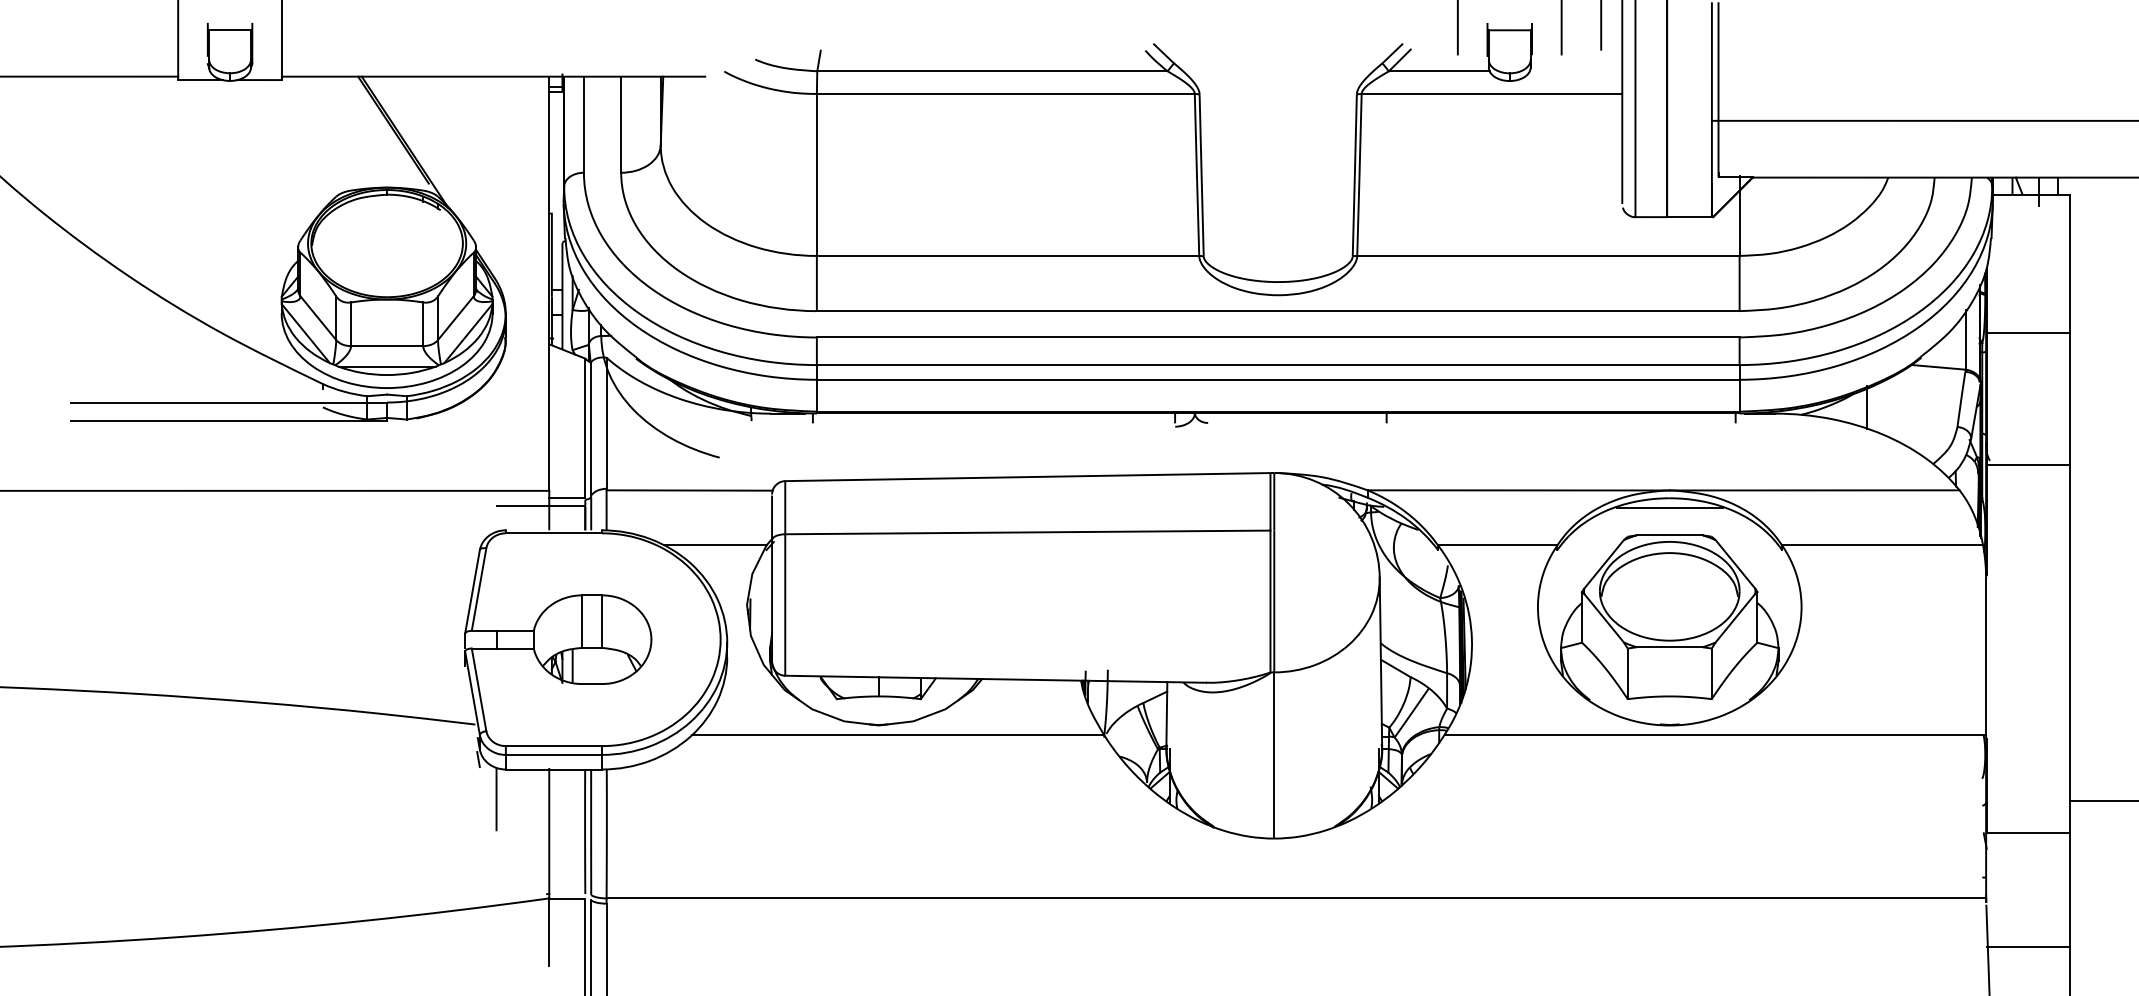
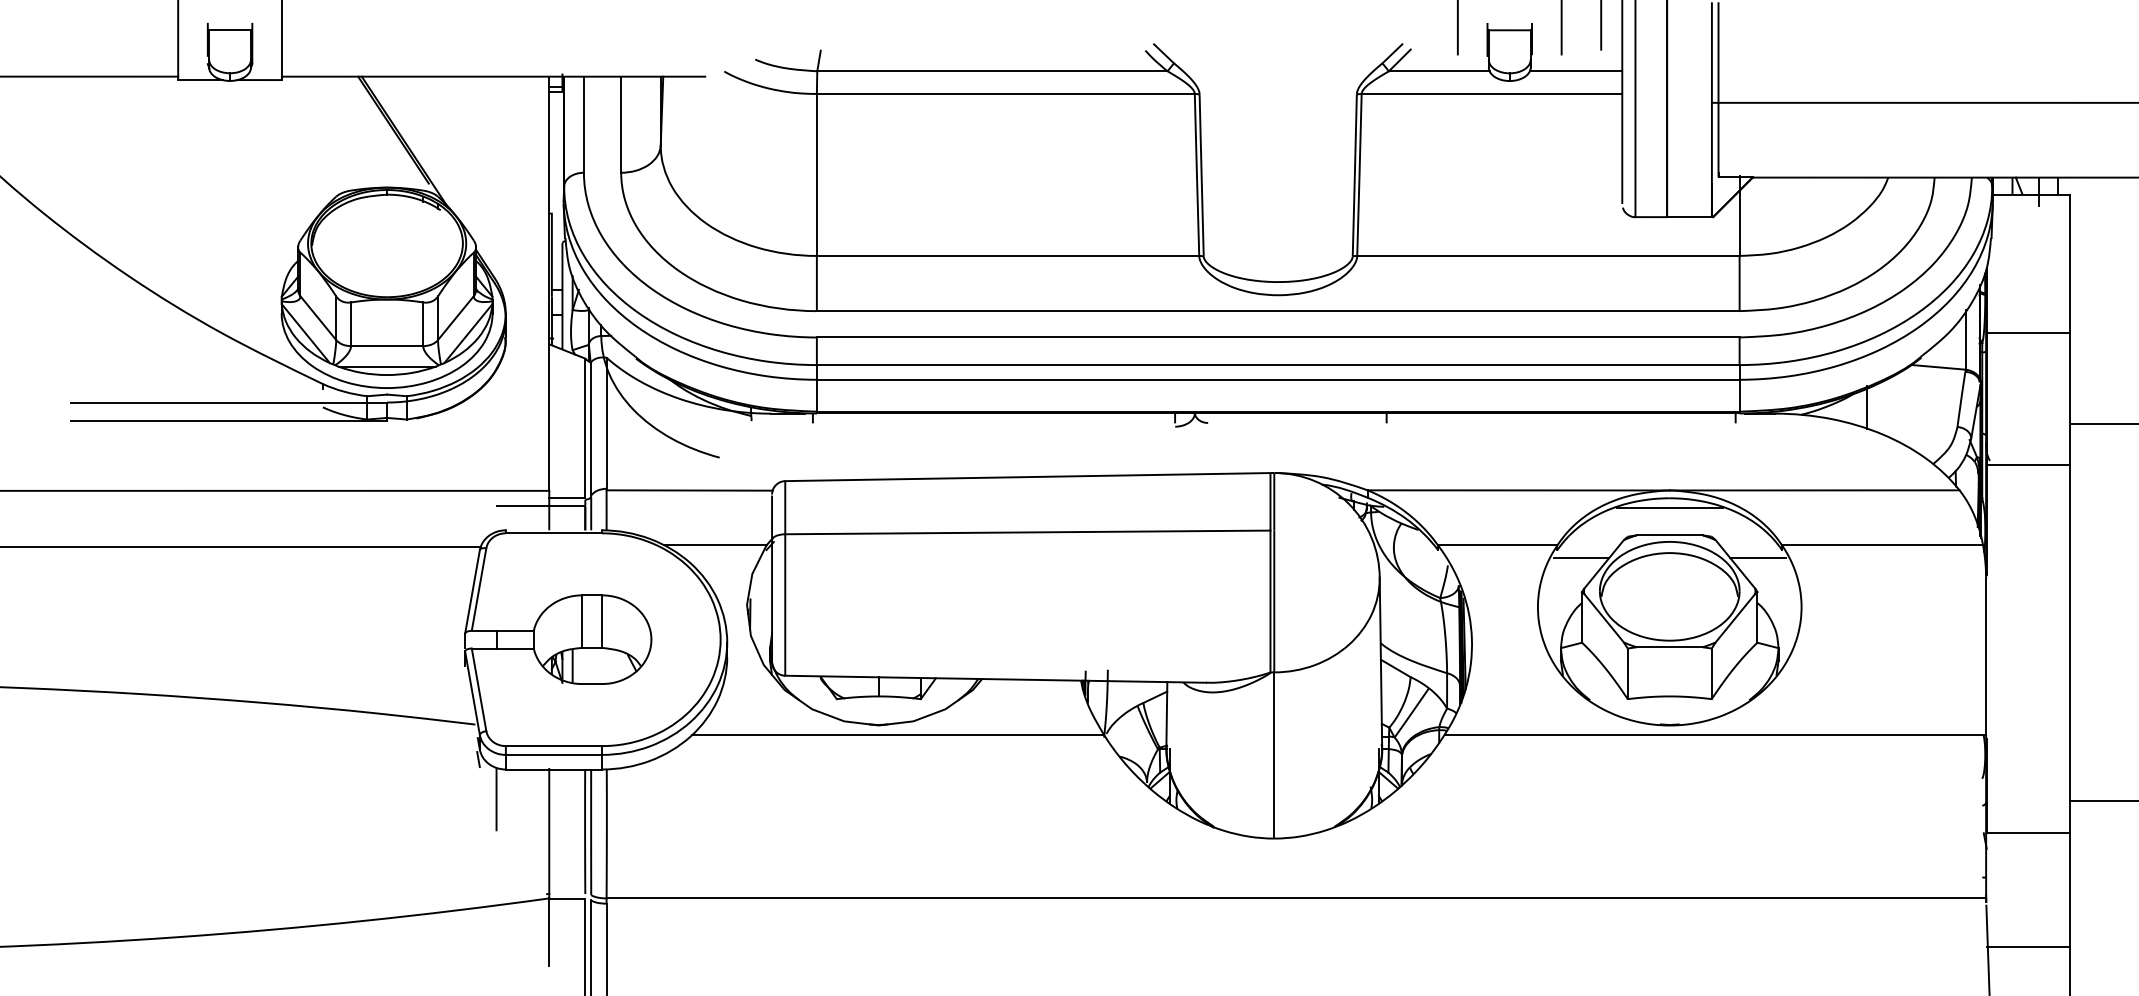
line: none -> present (1575, 71)
line position: (1923, 120) -> (1923, 102) (1923, 102)
line: none -> present (2102, 424)
line: none -> present (241, 547)
line: none -> present (1581, 557)
line: none -> present (1757, 557)
